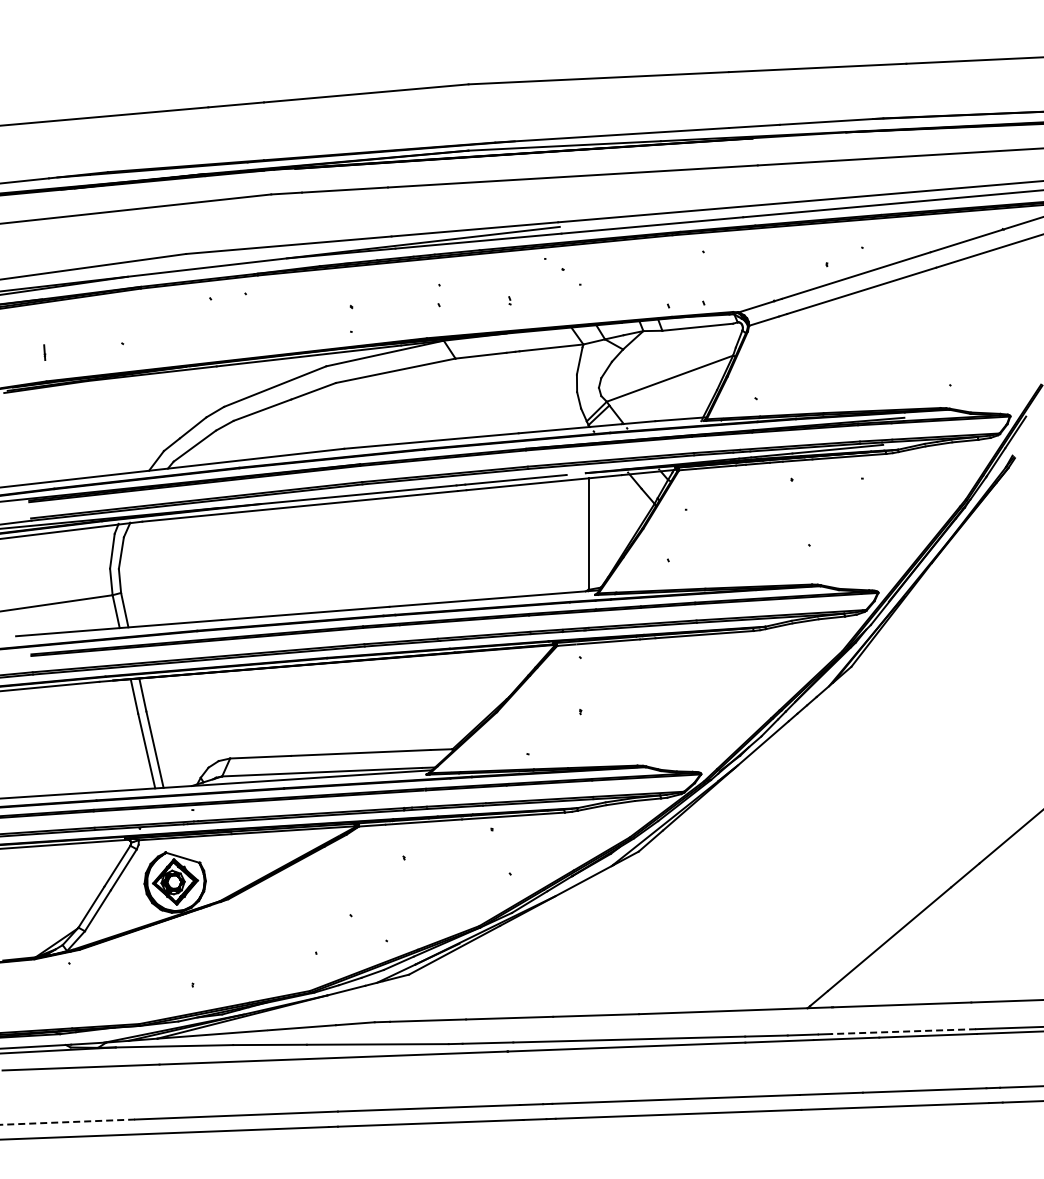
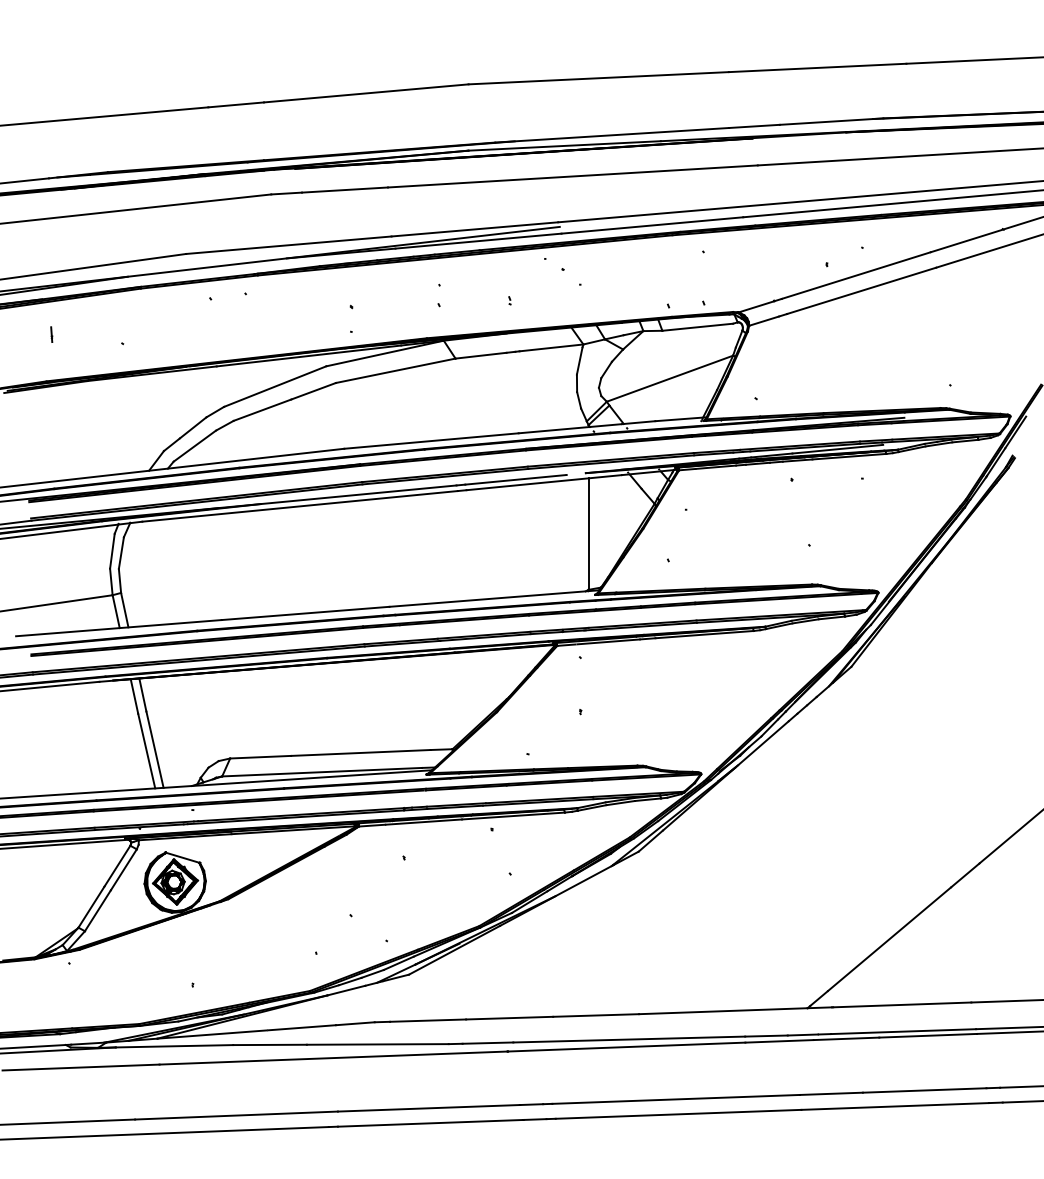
line position: (44, 352) -> (51, 334) (51, 334)
line: dashed -> solid (903, 1031)
line: dashed -> solid (68, 1122)
